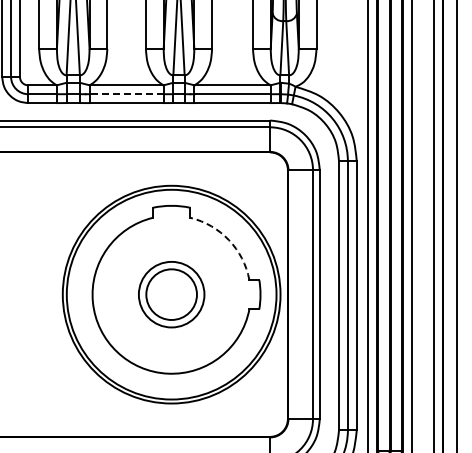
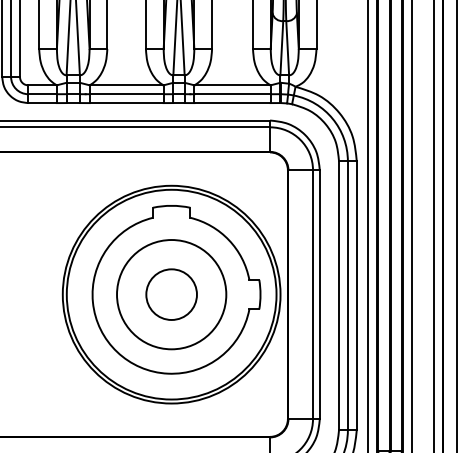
line: dashed -> solid (126, 94)
arc: dashed -> solid (229, 240)
circle diameter: 66 px -> 109 px (171, 294)
